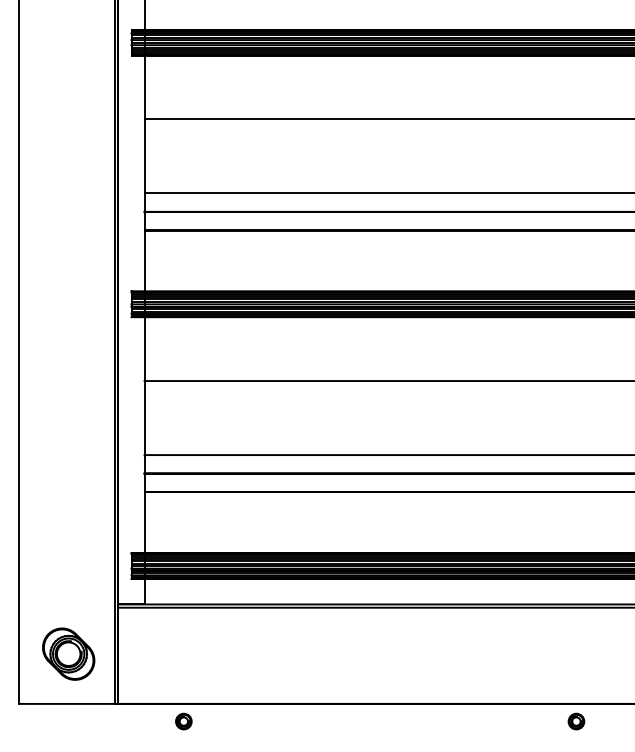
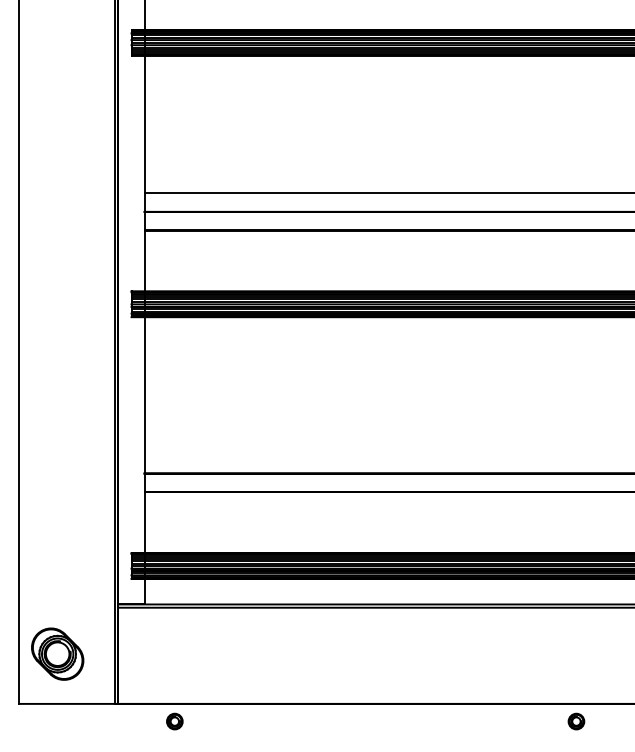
line: present -> none (387, 119)
line: present -> none (387, 381)
line: present -> none (387, 455)
part position: (68, 653) -> (57, 653) (57, 653)
part position: (183, 721) -> (174, 721) (174, 721)
